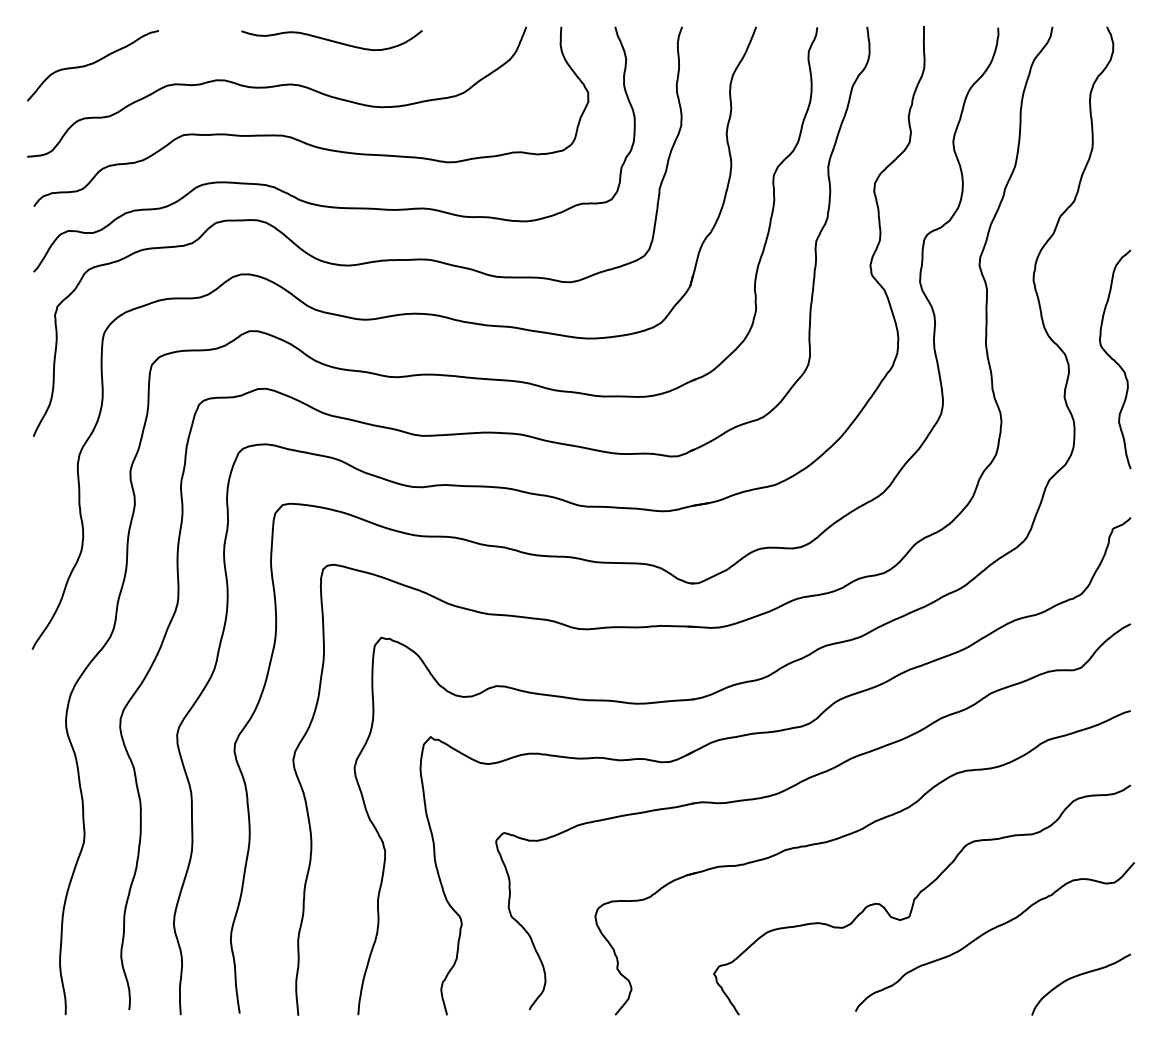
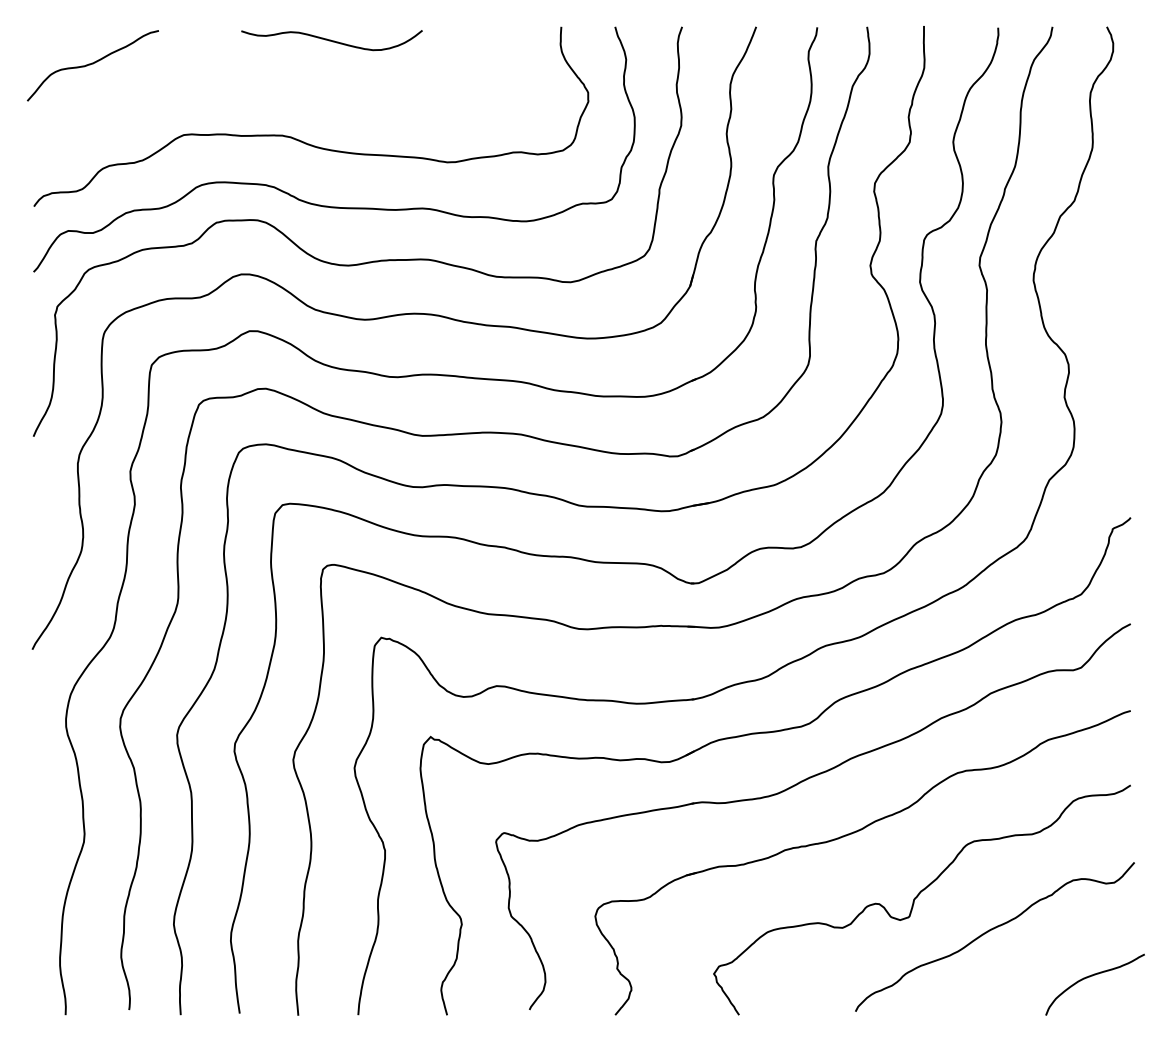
curve: present -> none (275, 87)
curve: present -> none (1114, 359)
curve position: (1076, 977) -> (1090, 977) (1090, 977)
